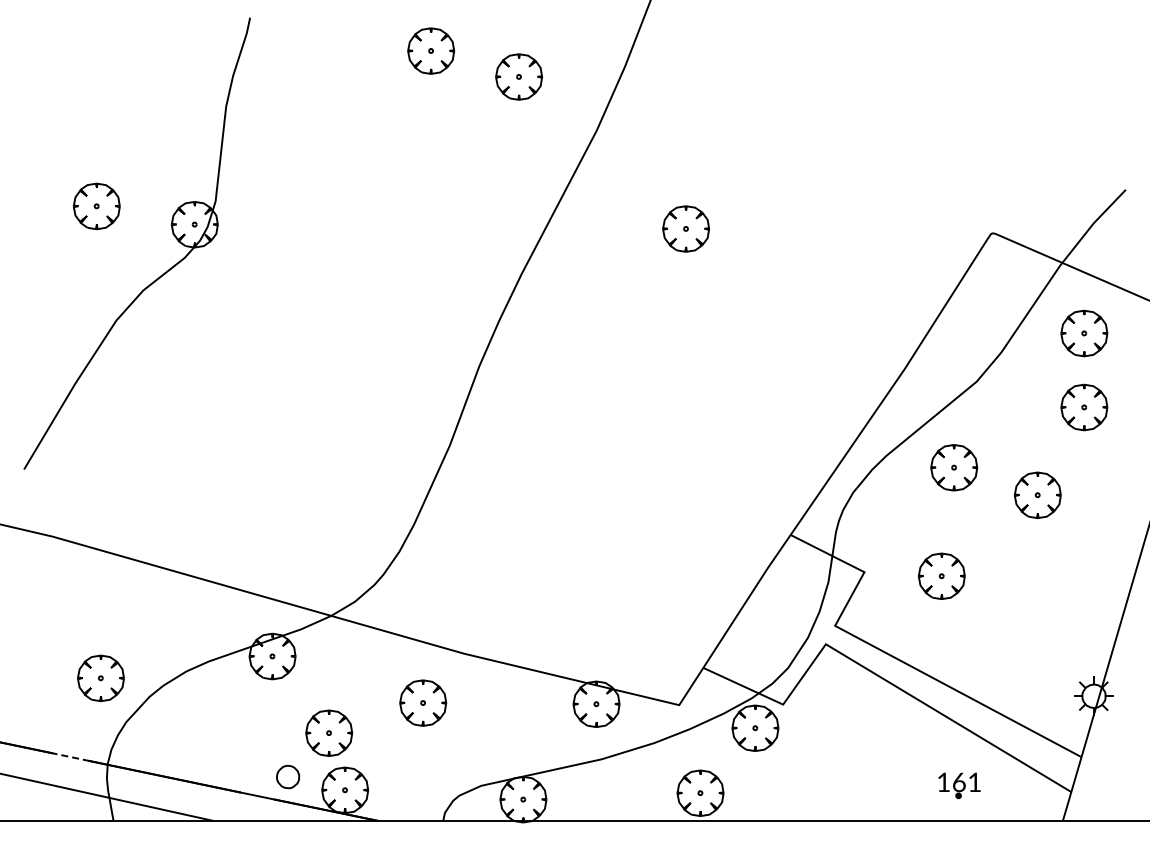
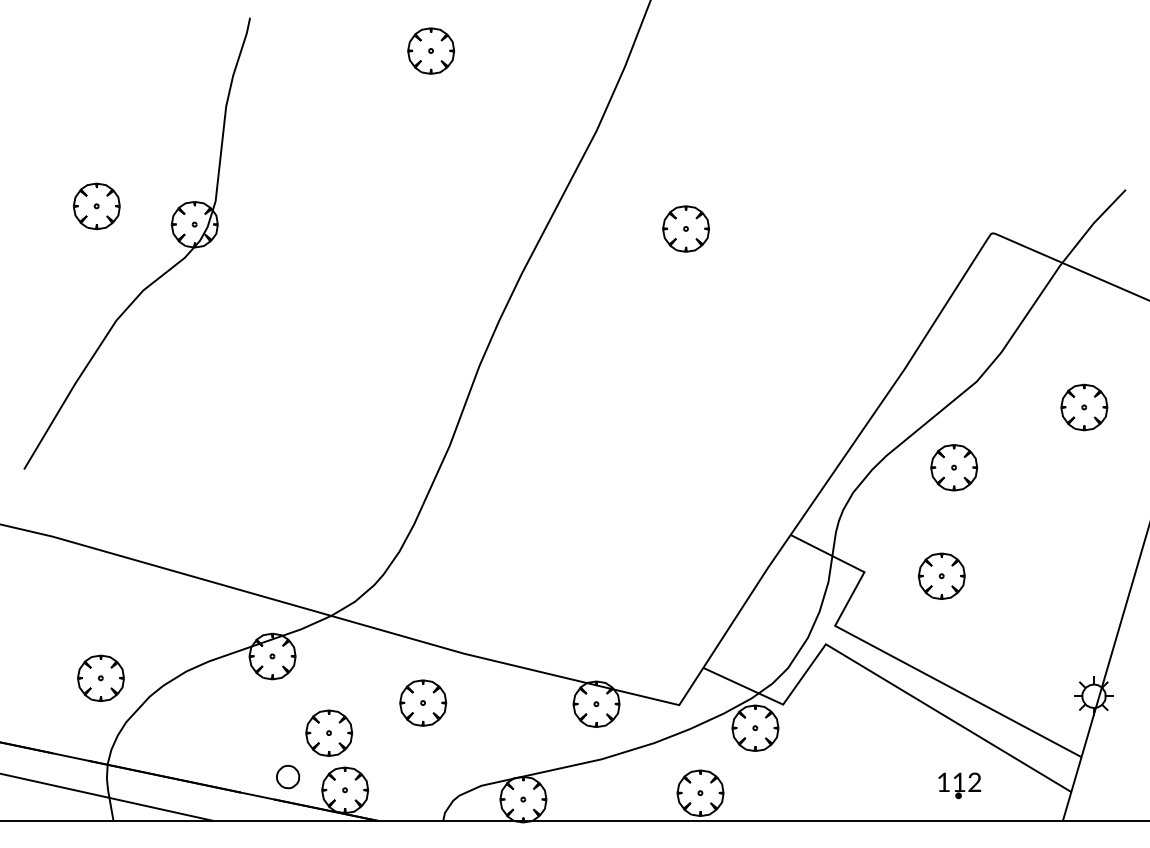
part: present -> none (518, 76)
part: present -> none (1084, 333)
part: present -> none (1037, 494)
line: dashed -> solid (70, 757)
text: 161 -> 112 (967, 782)
